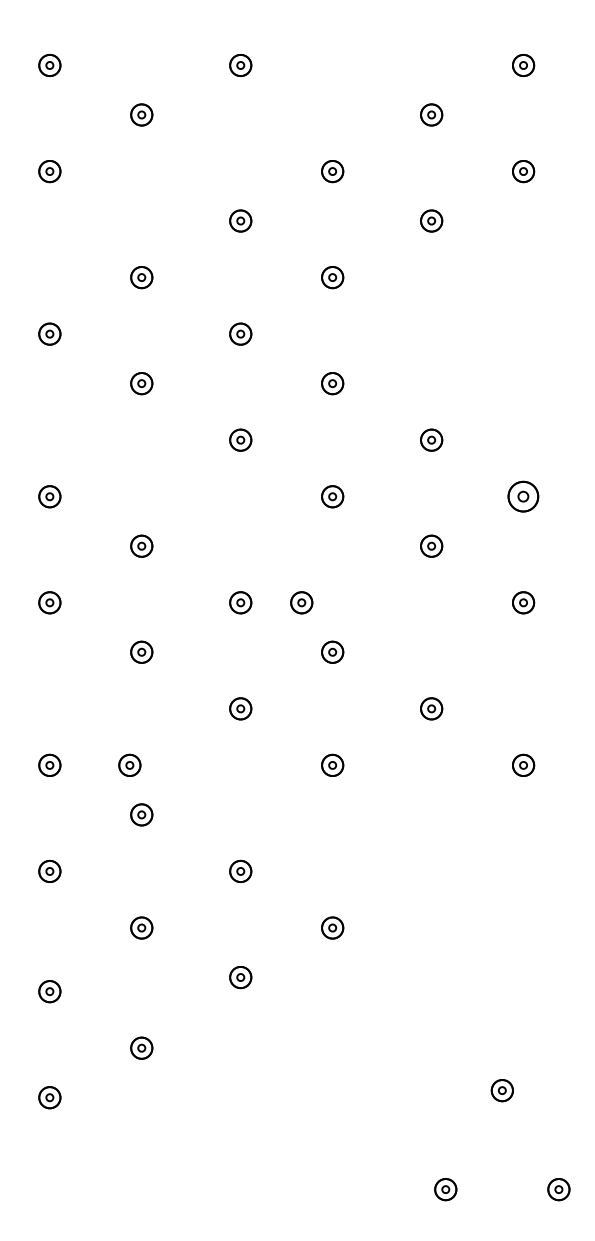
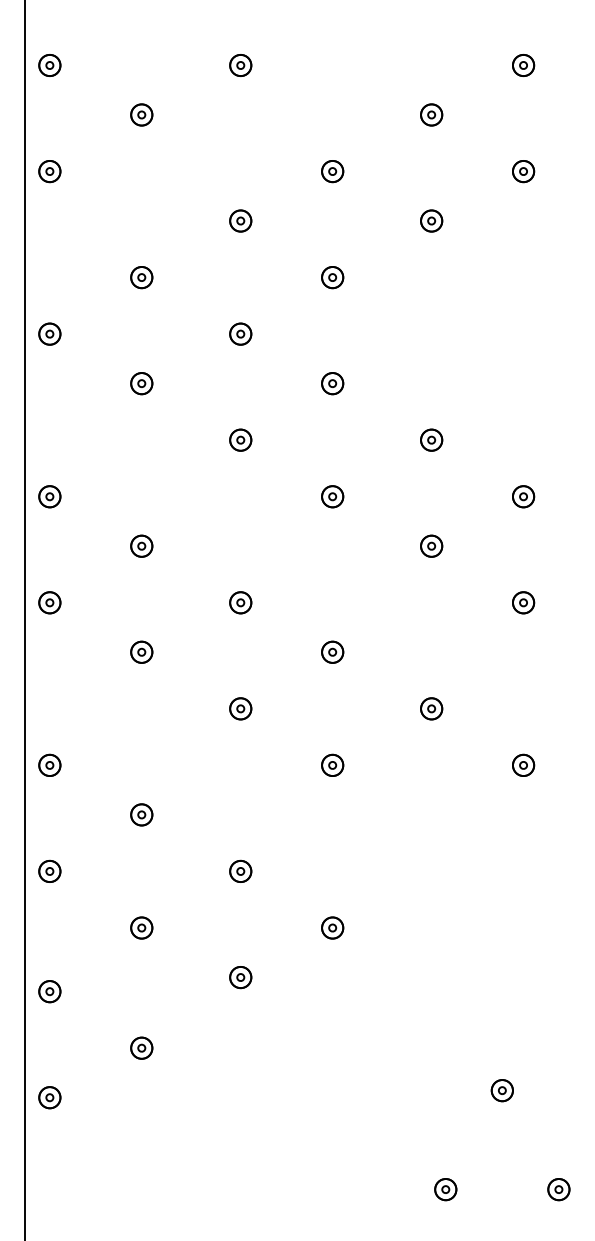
part size: 33x33 px -> 24x24 px (523, 496)
part: present -> none (301, 602)
line: none -> present (25, 619)
part: present -> none (129, 764)
